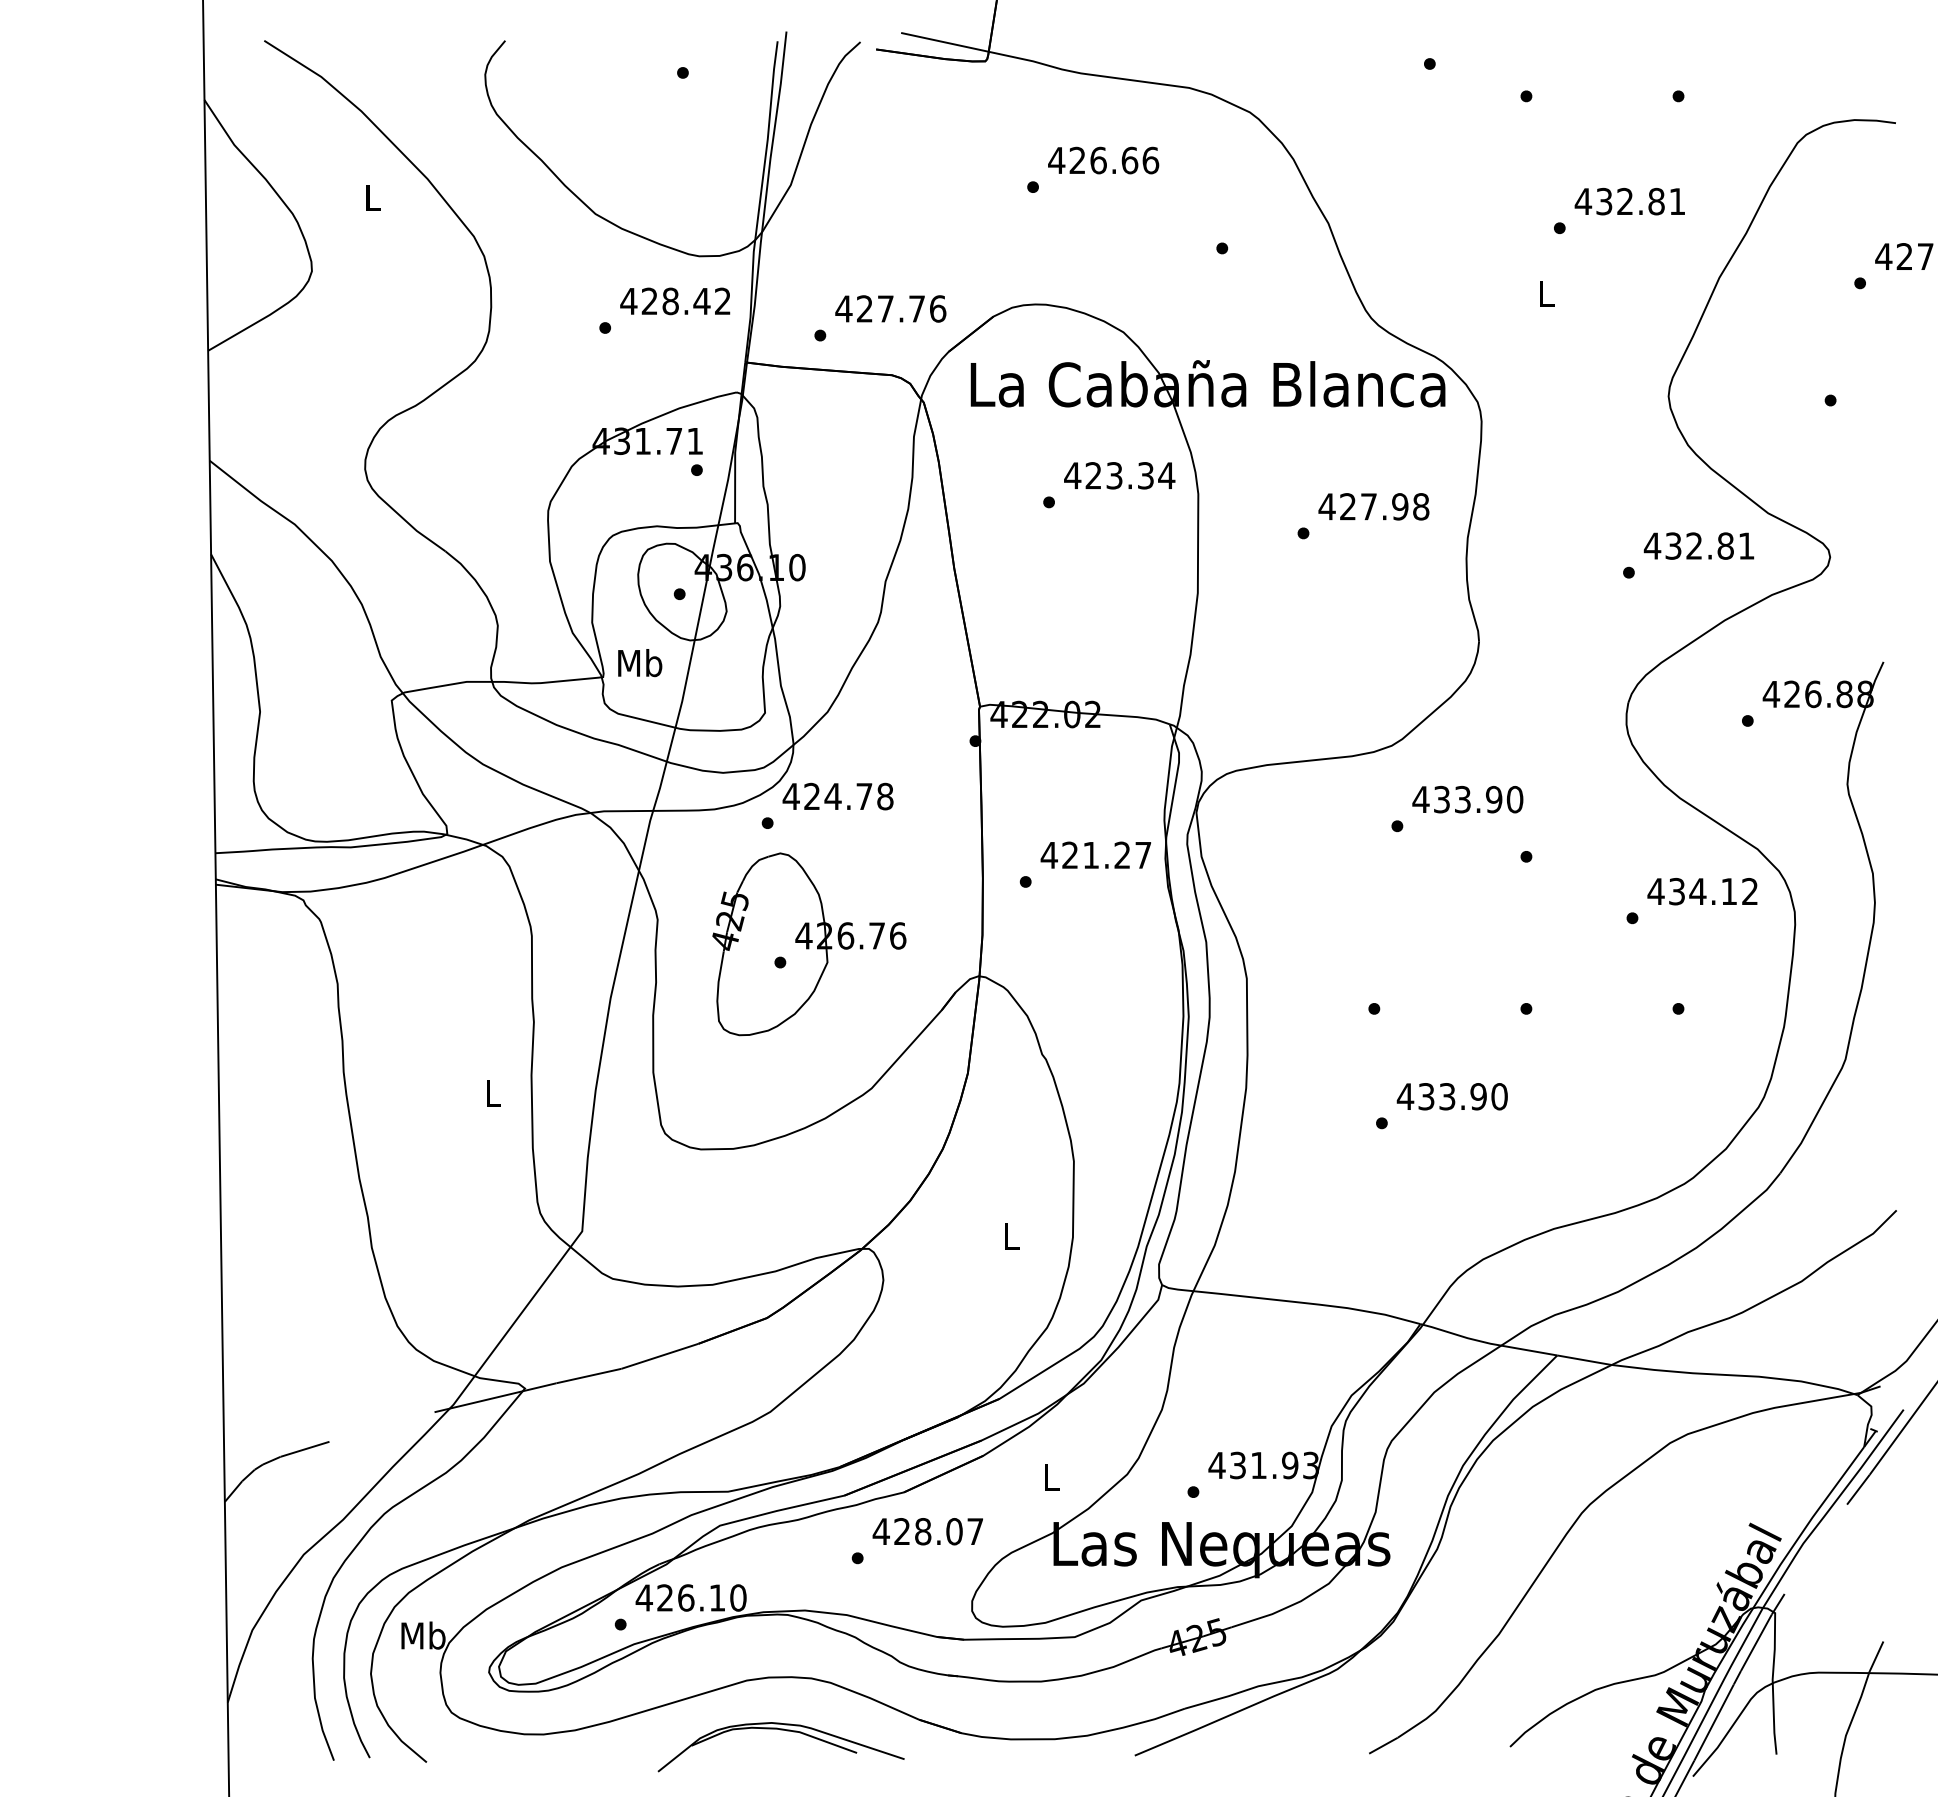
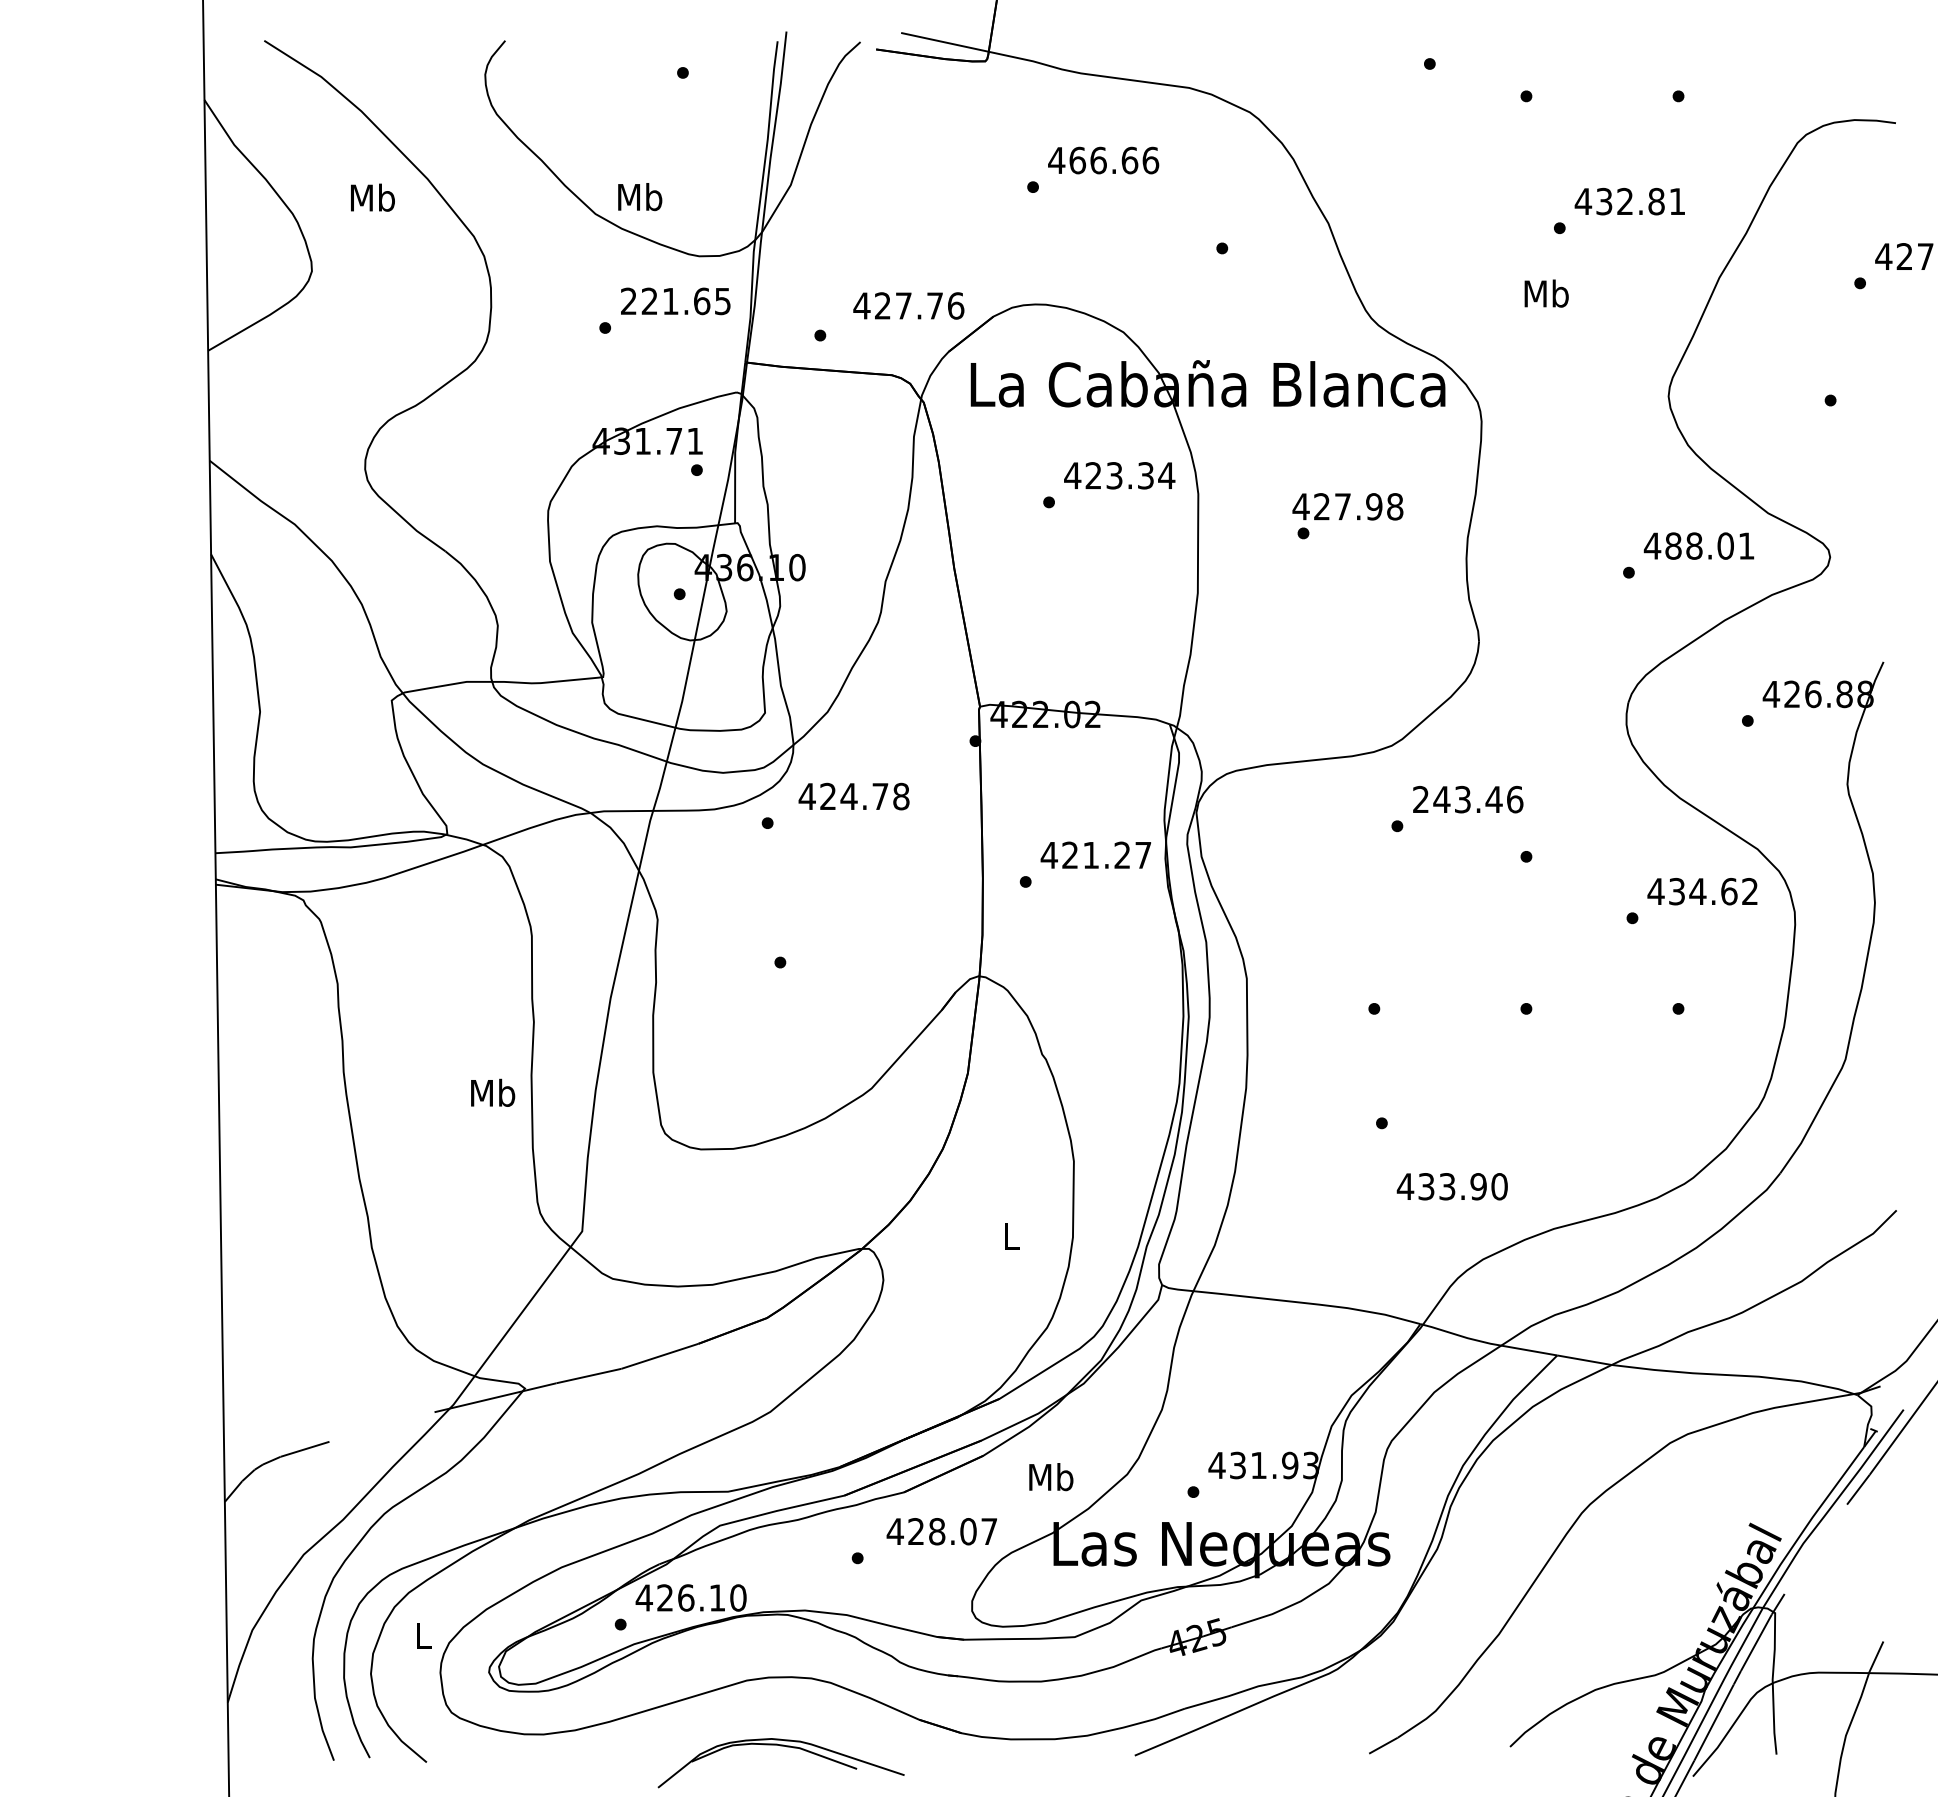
text: 426.66 -> 466.66 (1077, 160)
text: L -> Mb (372, 197)
text: L -> Mb (1546, 293)
text: 428.42 -> 221.65 (675, 301)
text position: (890, 308) -> (908, 305) (908, 305)
text position: (1373, 506) -> (1347, 506) (1347, 506)
text: 432.81 -> 488.01 (1699, 545)
text position: (640, 663) -> (640, 197) (640, 197)
text position: (837, 796) -> (853, 796) (853, 796)
text: 433.90 -> 243.46 (1467, 799)
text: 434.12 -> 434.62 (1729, 891)
part: present -> none (809, 944)
text: L -> Mb (493, 1092)
text position: (1451, 1096) -> (1451, 1186) (1451, 1186)
text: L -> Mb (1051, 1477)
text position: (927, 1531) -> (941, 1531) (941, 1531)
text: Mb -> L (423, 1635)
part position: (780, 1730) -> (780, 1746) (780, 1746)
